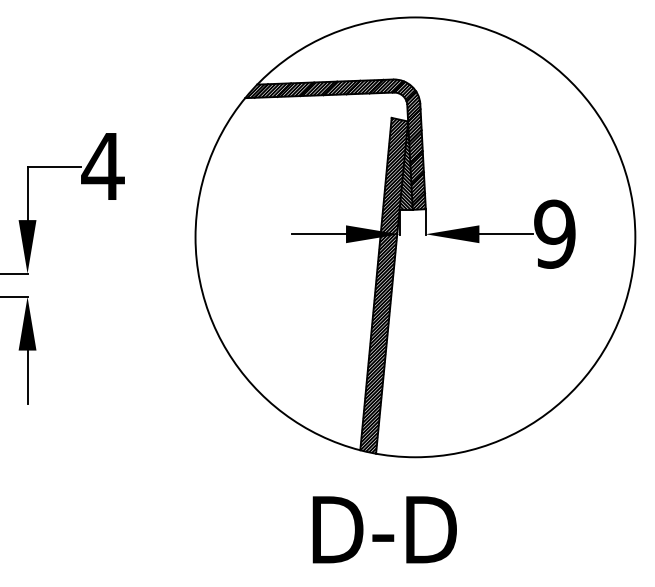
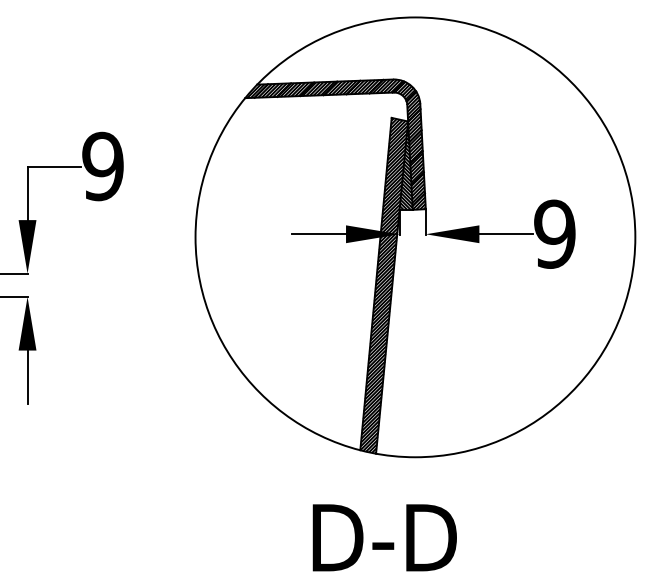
text: 4 -> 9 (102, 166)
text position: (384, 529) -> (384, 537) (384, 537)
